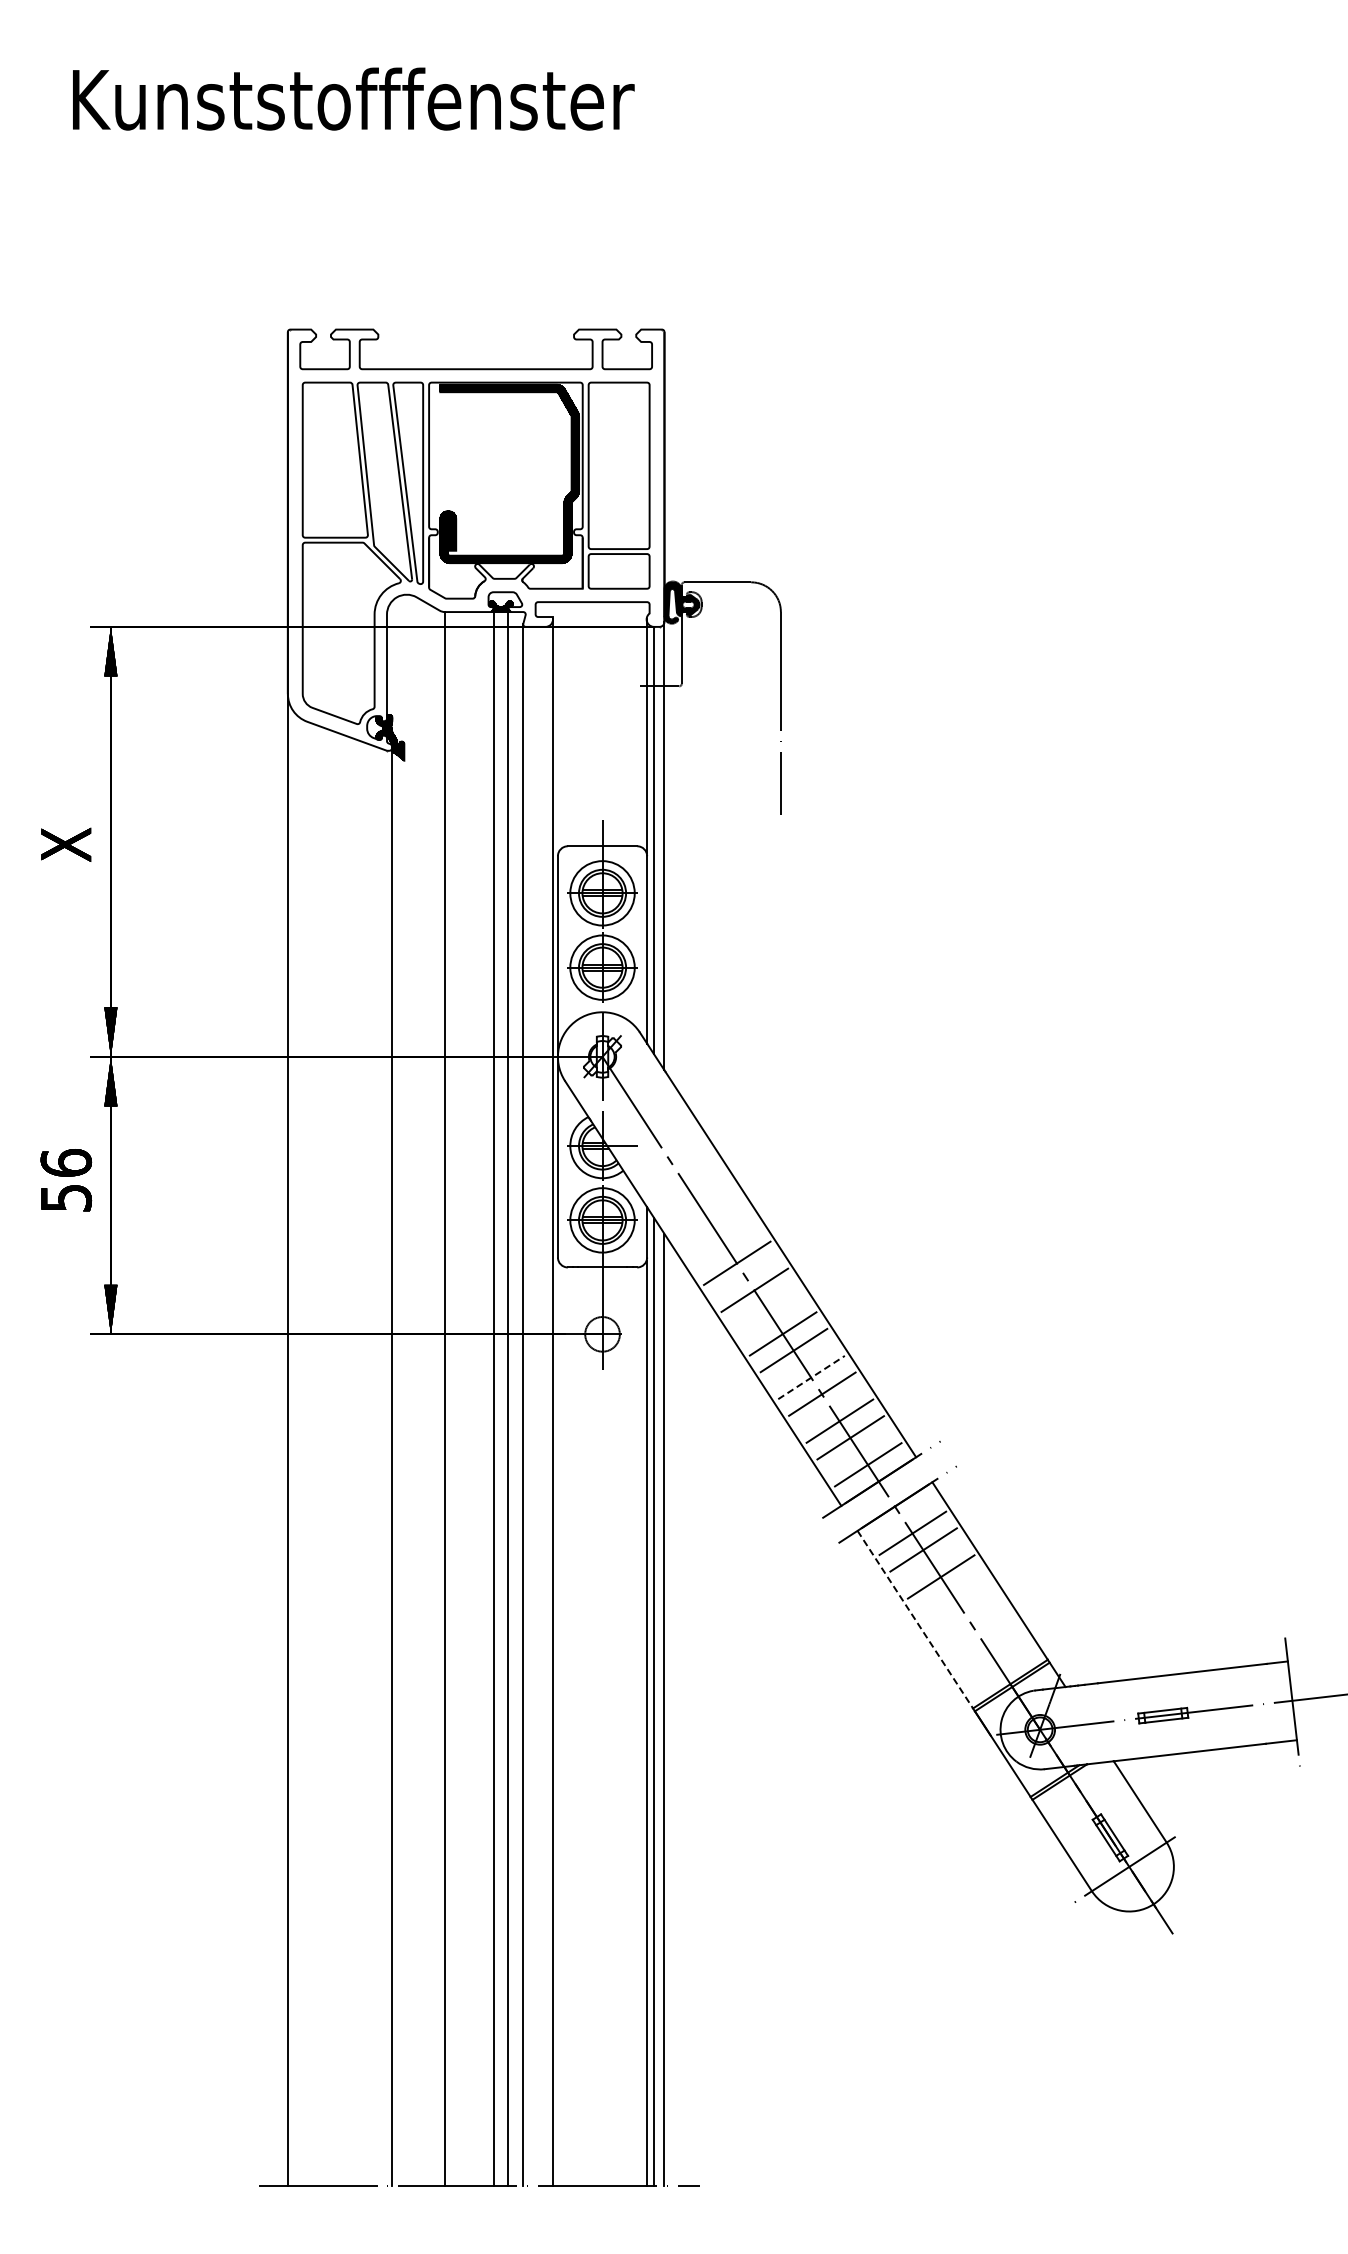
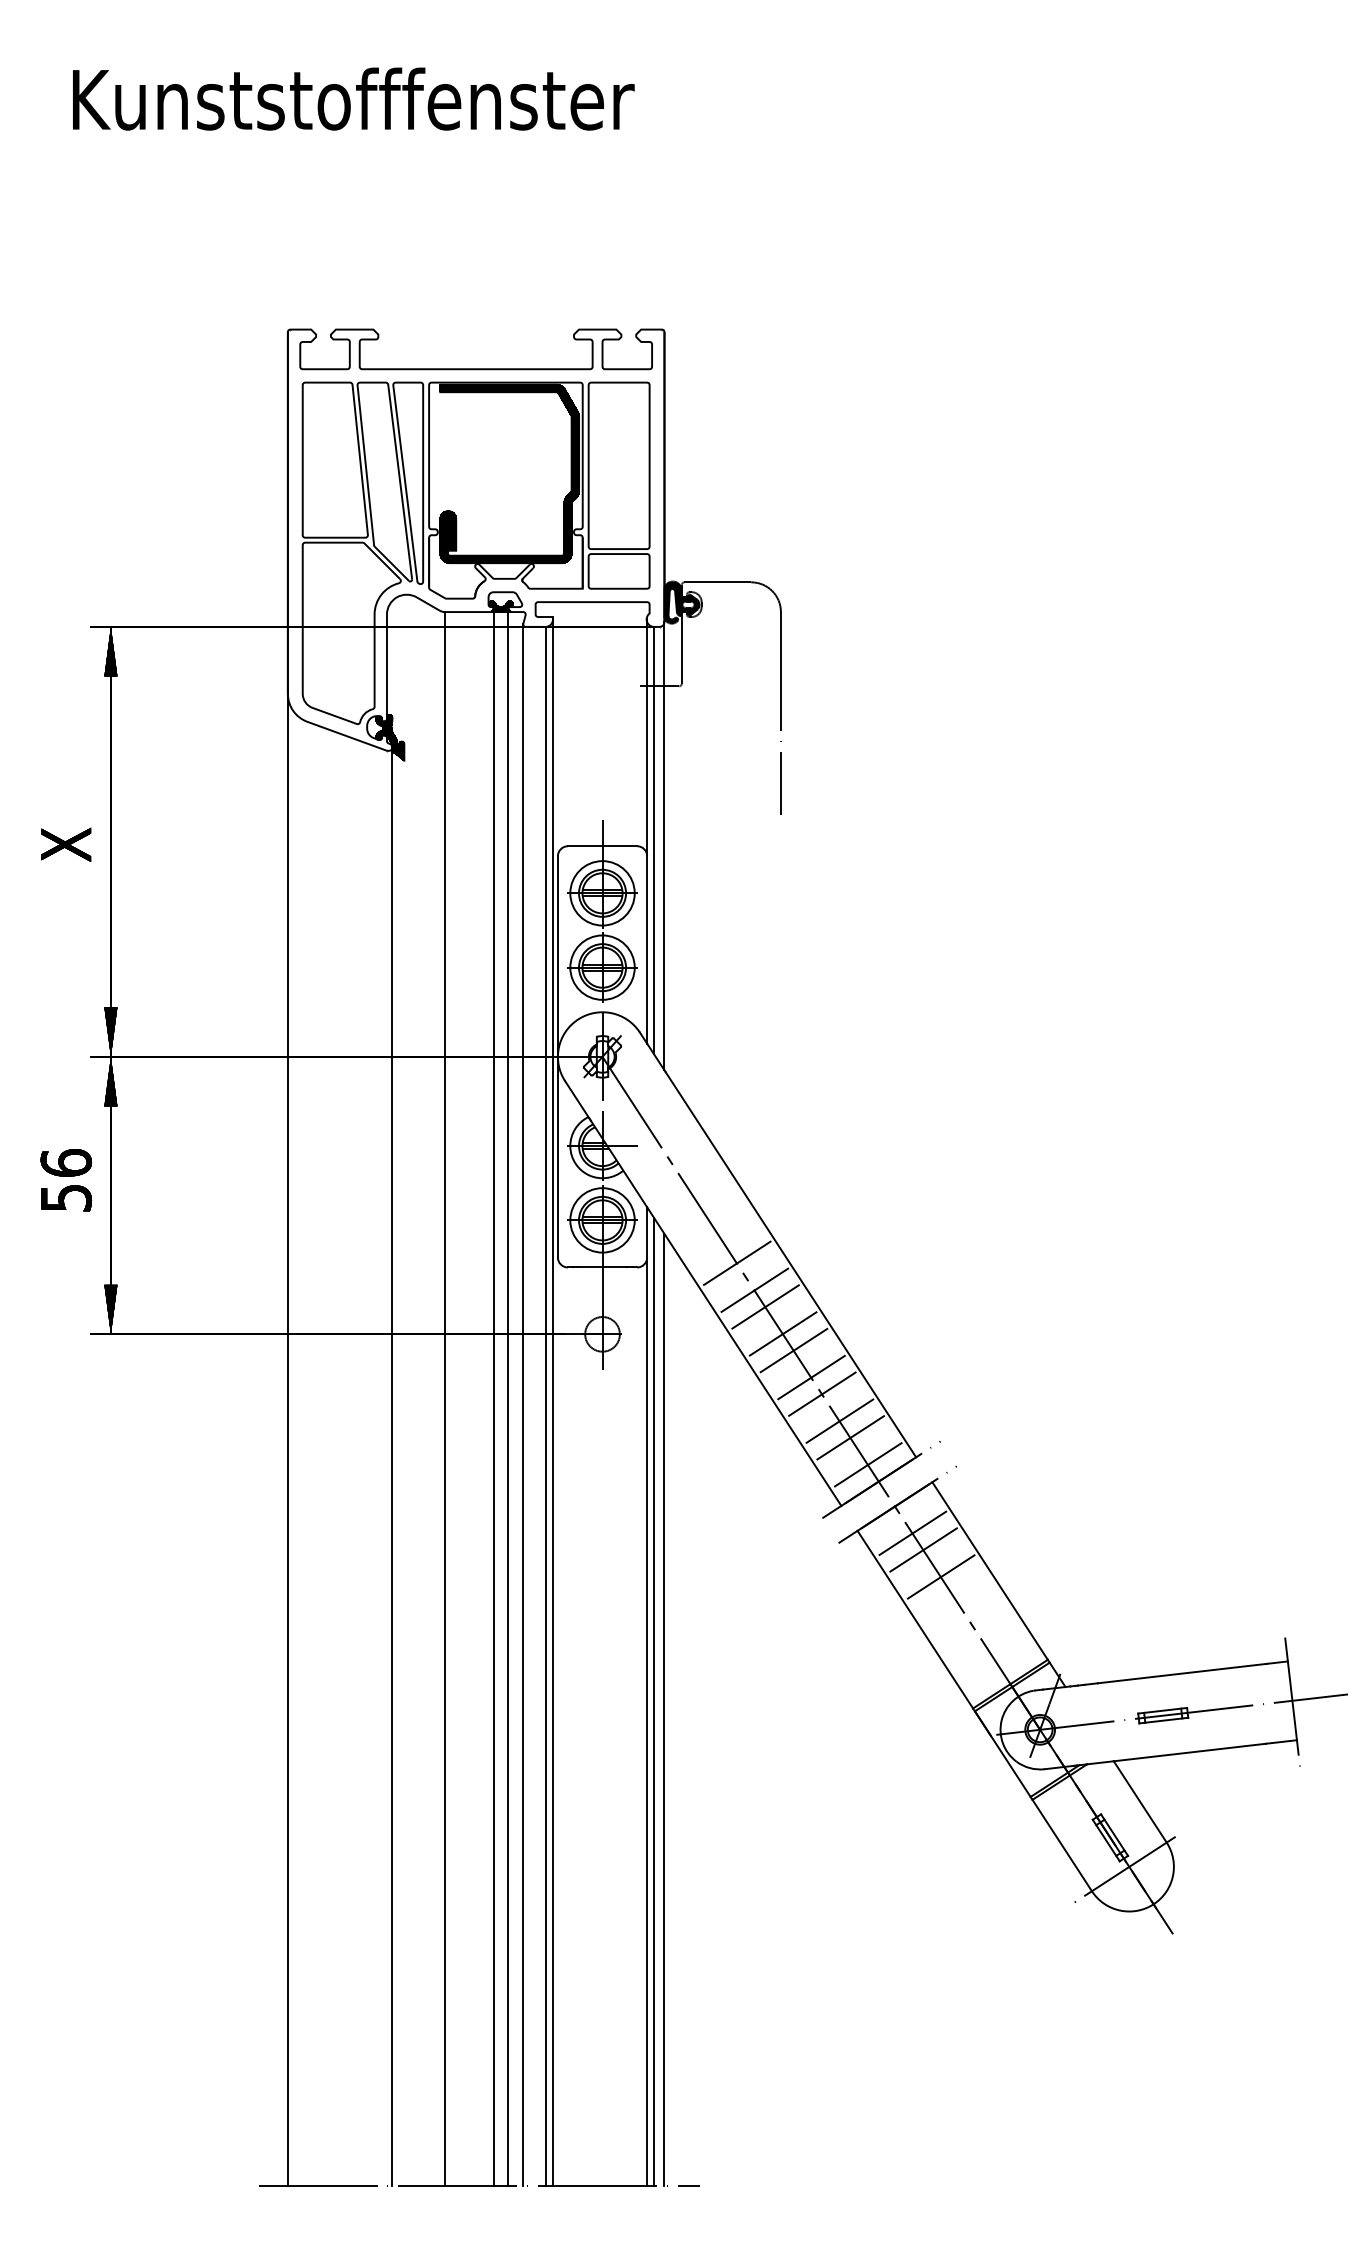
line: none -> present (765, 1306)
line: dashed -> solid (811, 1377)
line: none -> present (545, 1406)
line: dashed -> solid (915, 1619)
